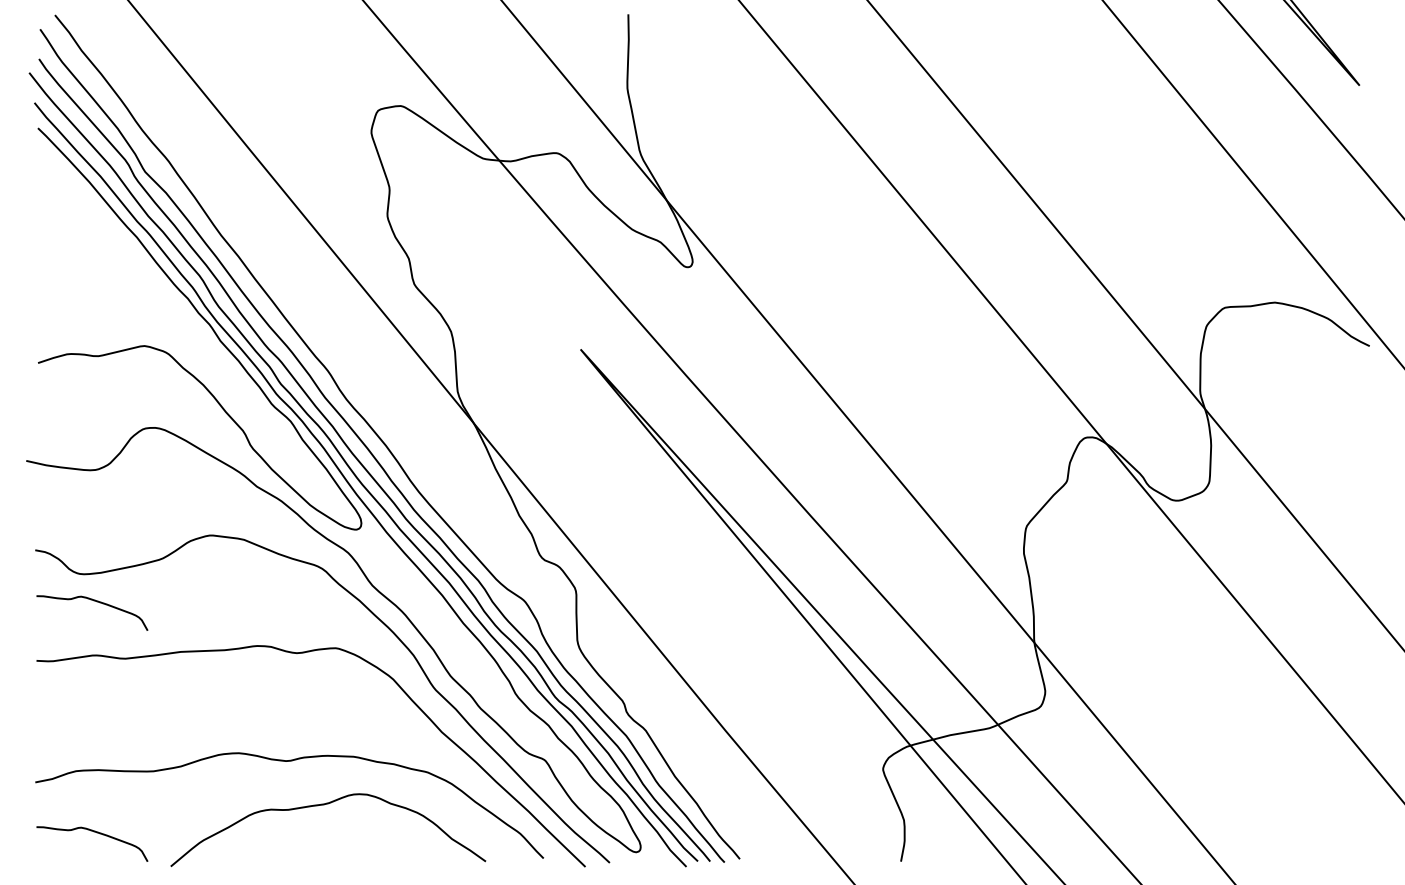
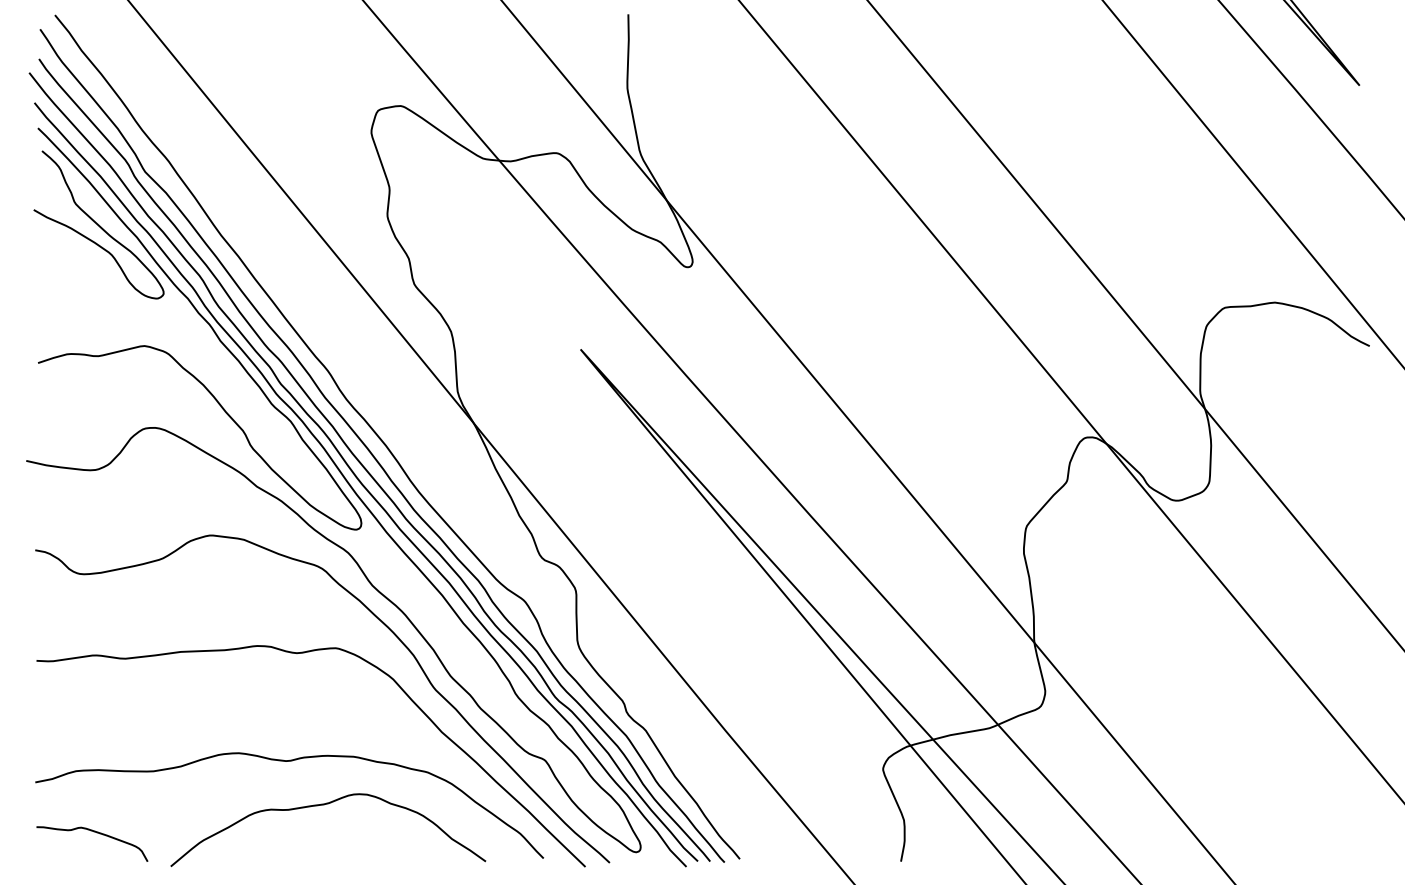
curve: none -> present (98, 224)
curve: present -> none (96, 602)
